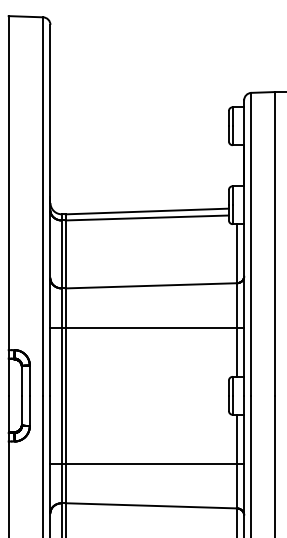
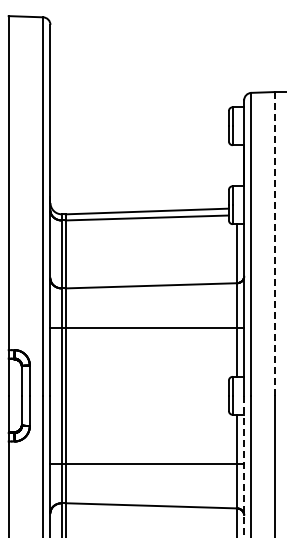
line: solid -> dashed (274, 243)
line: solid -> dashed (244, 466)
